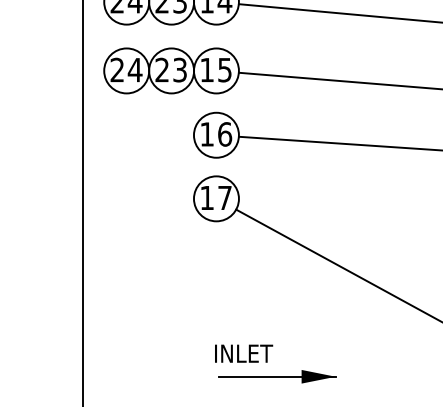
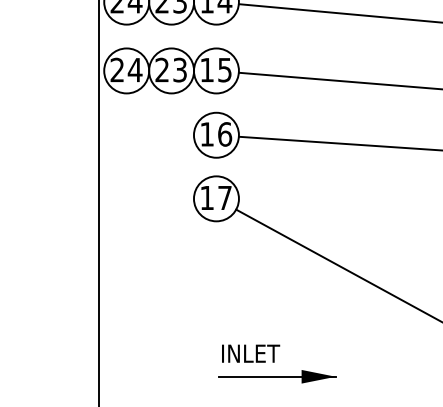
line position: (83, 202) -> (99, 202) (99, 202)
text position: (244, 353) -> (251, 353) (251, 353)
